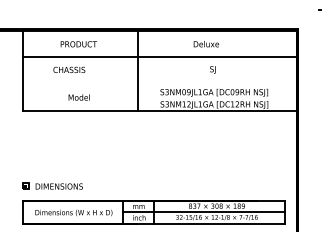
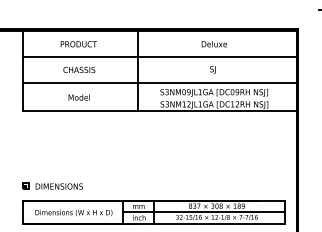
text position: (205, 44) -> (213, 44) (213, 44)
text position: (69, 69) -> (79, 69) (79, 69)
line: none -> present (159, 83)
